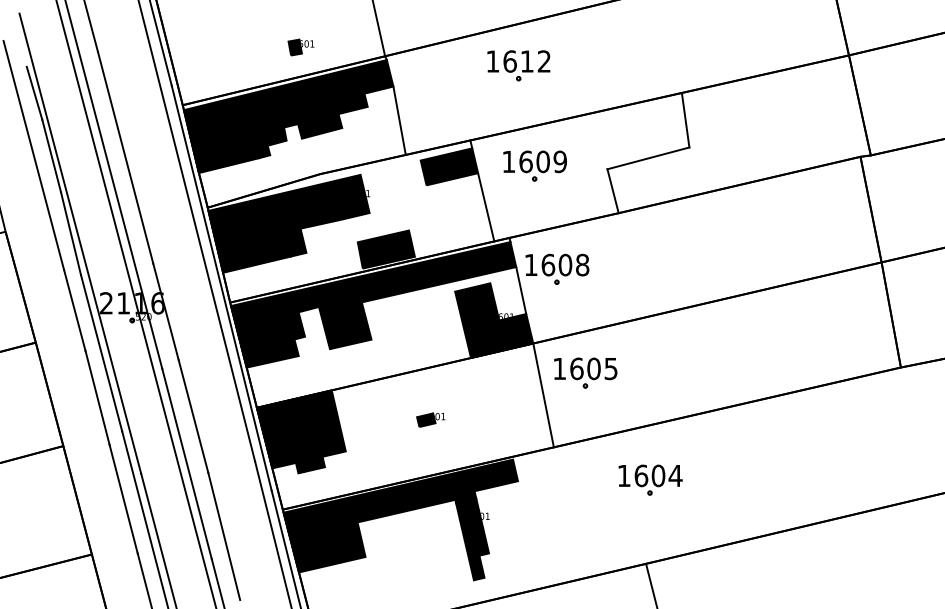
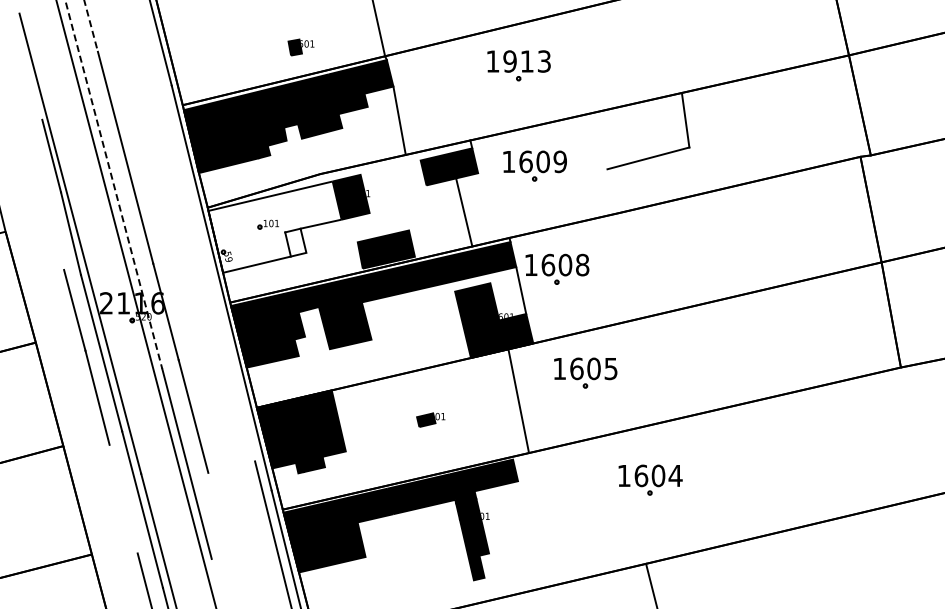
line: solid -> dashed (91, 26)
text: 1612 -> 1913 (526, 61)
line: present -> none (34, 92)
line: present -> none (33, 154)
line: solid -> dashed (113, 185)
line: present -> none (612, 191)
line position: (486, 207) -> (464, 212) (464, 212)
fill: present -> none (274, 226)
line: present -> none (197, 231)
line position: (543, 395) -> (518, 400) (518, 400)
line: present -> none (123, 498)
line: present -> none (224, 536)
line: present -> none (217, 581)
